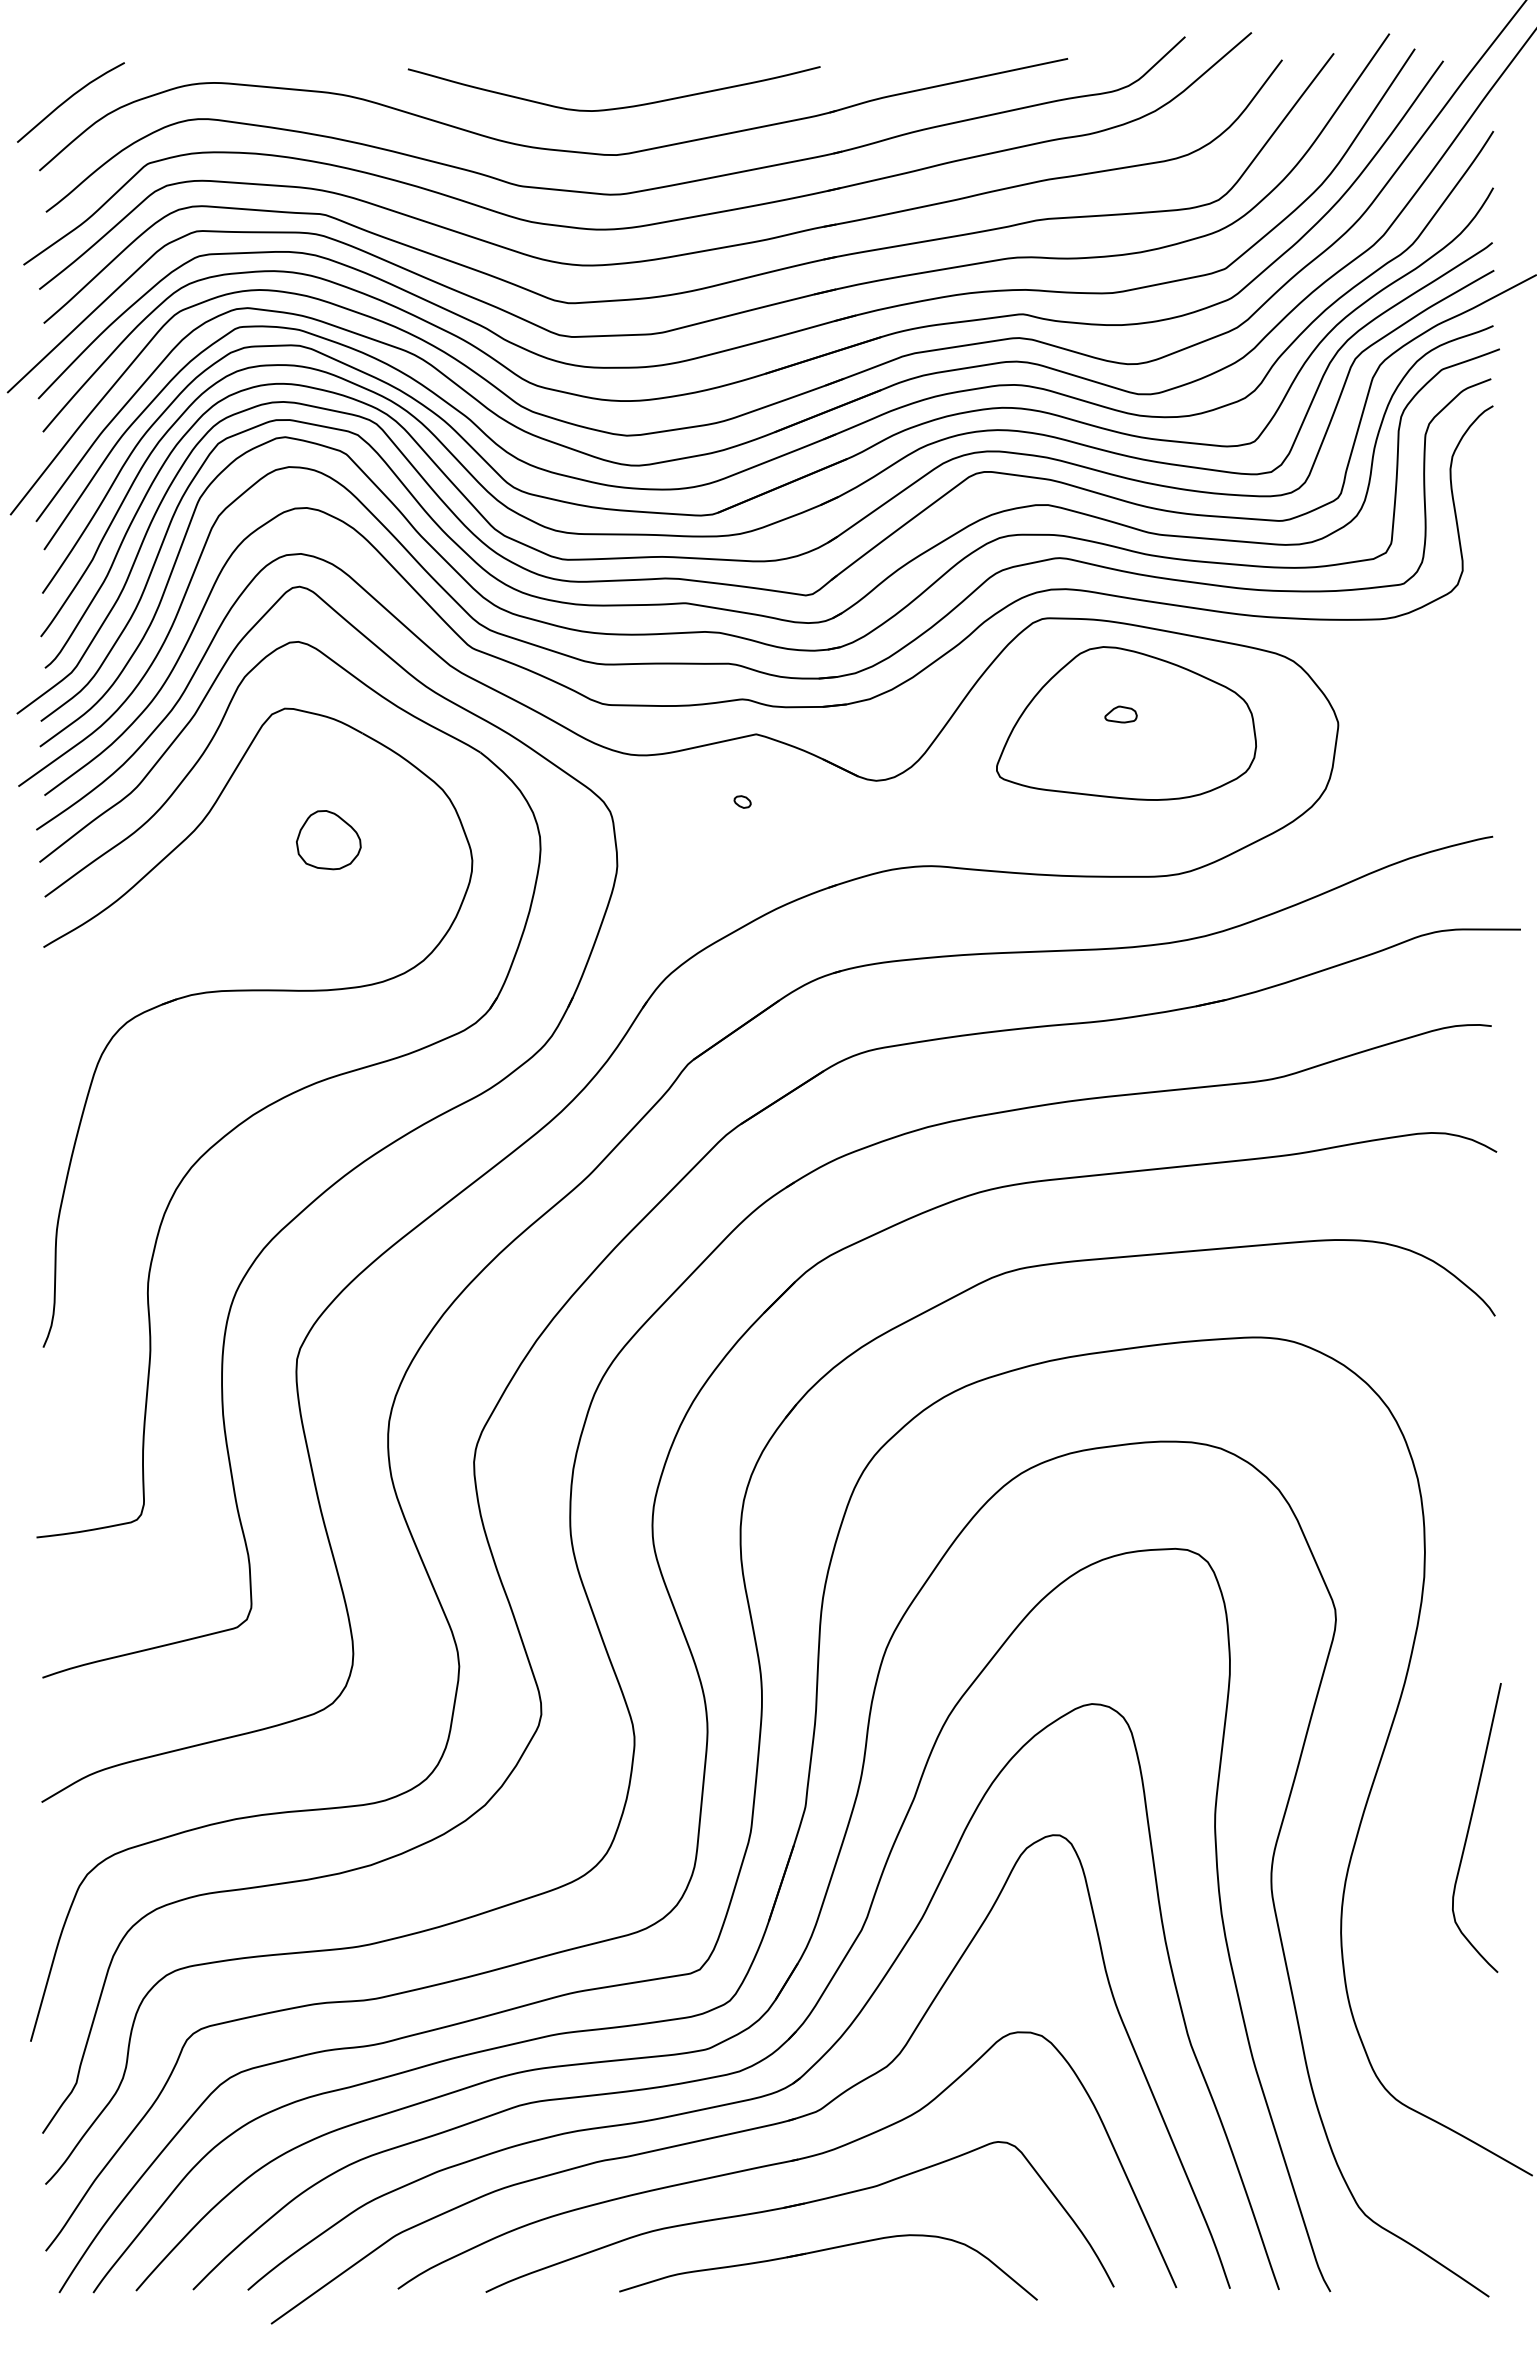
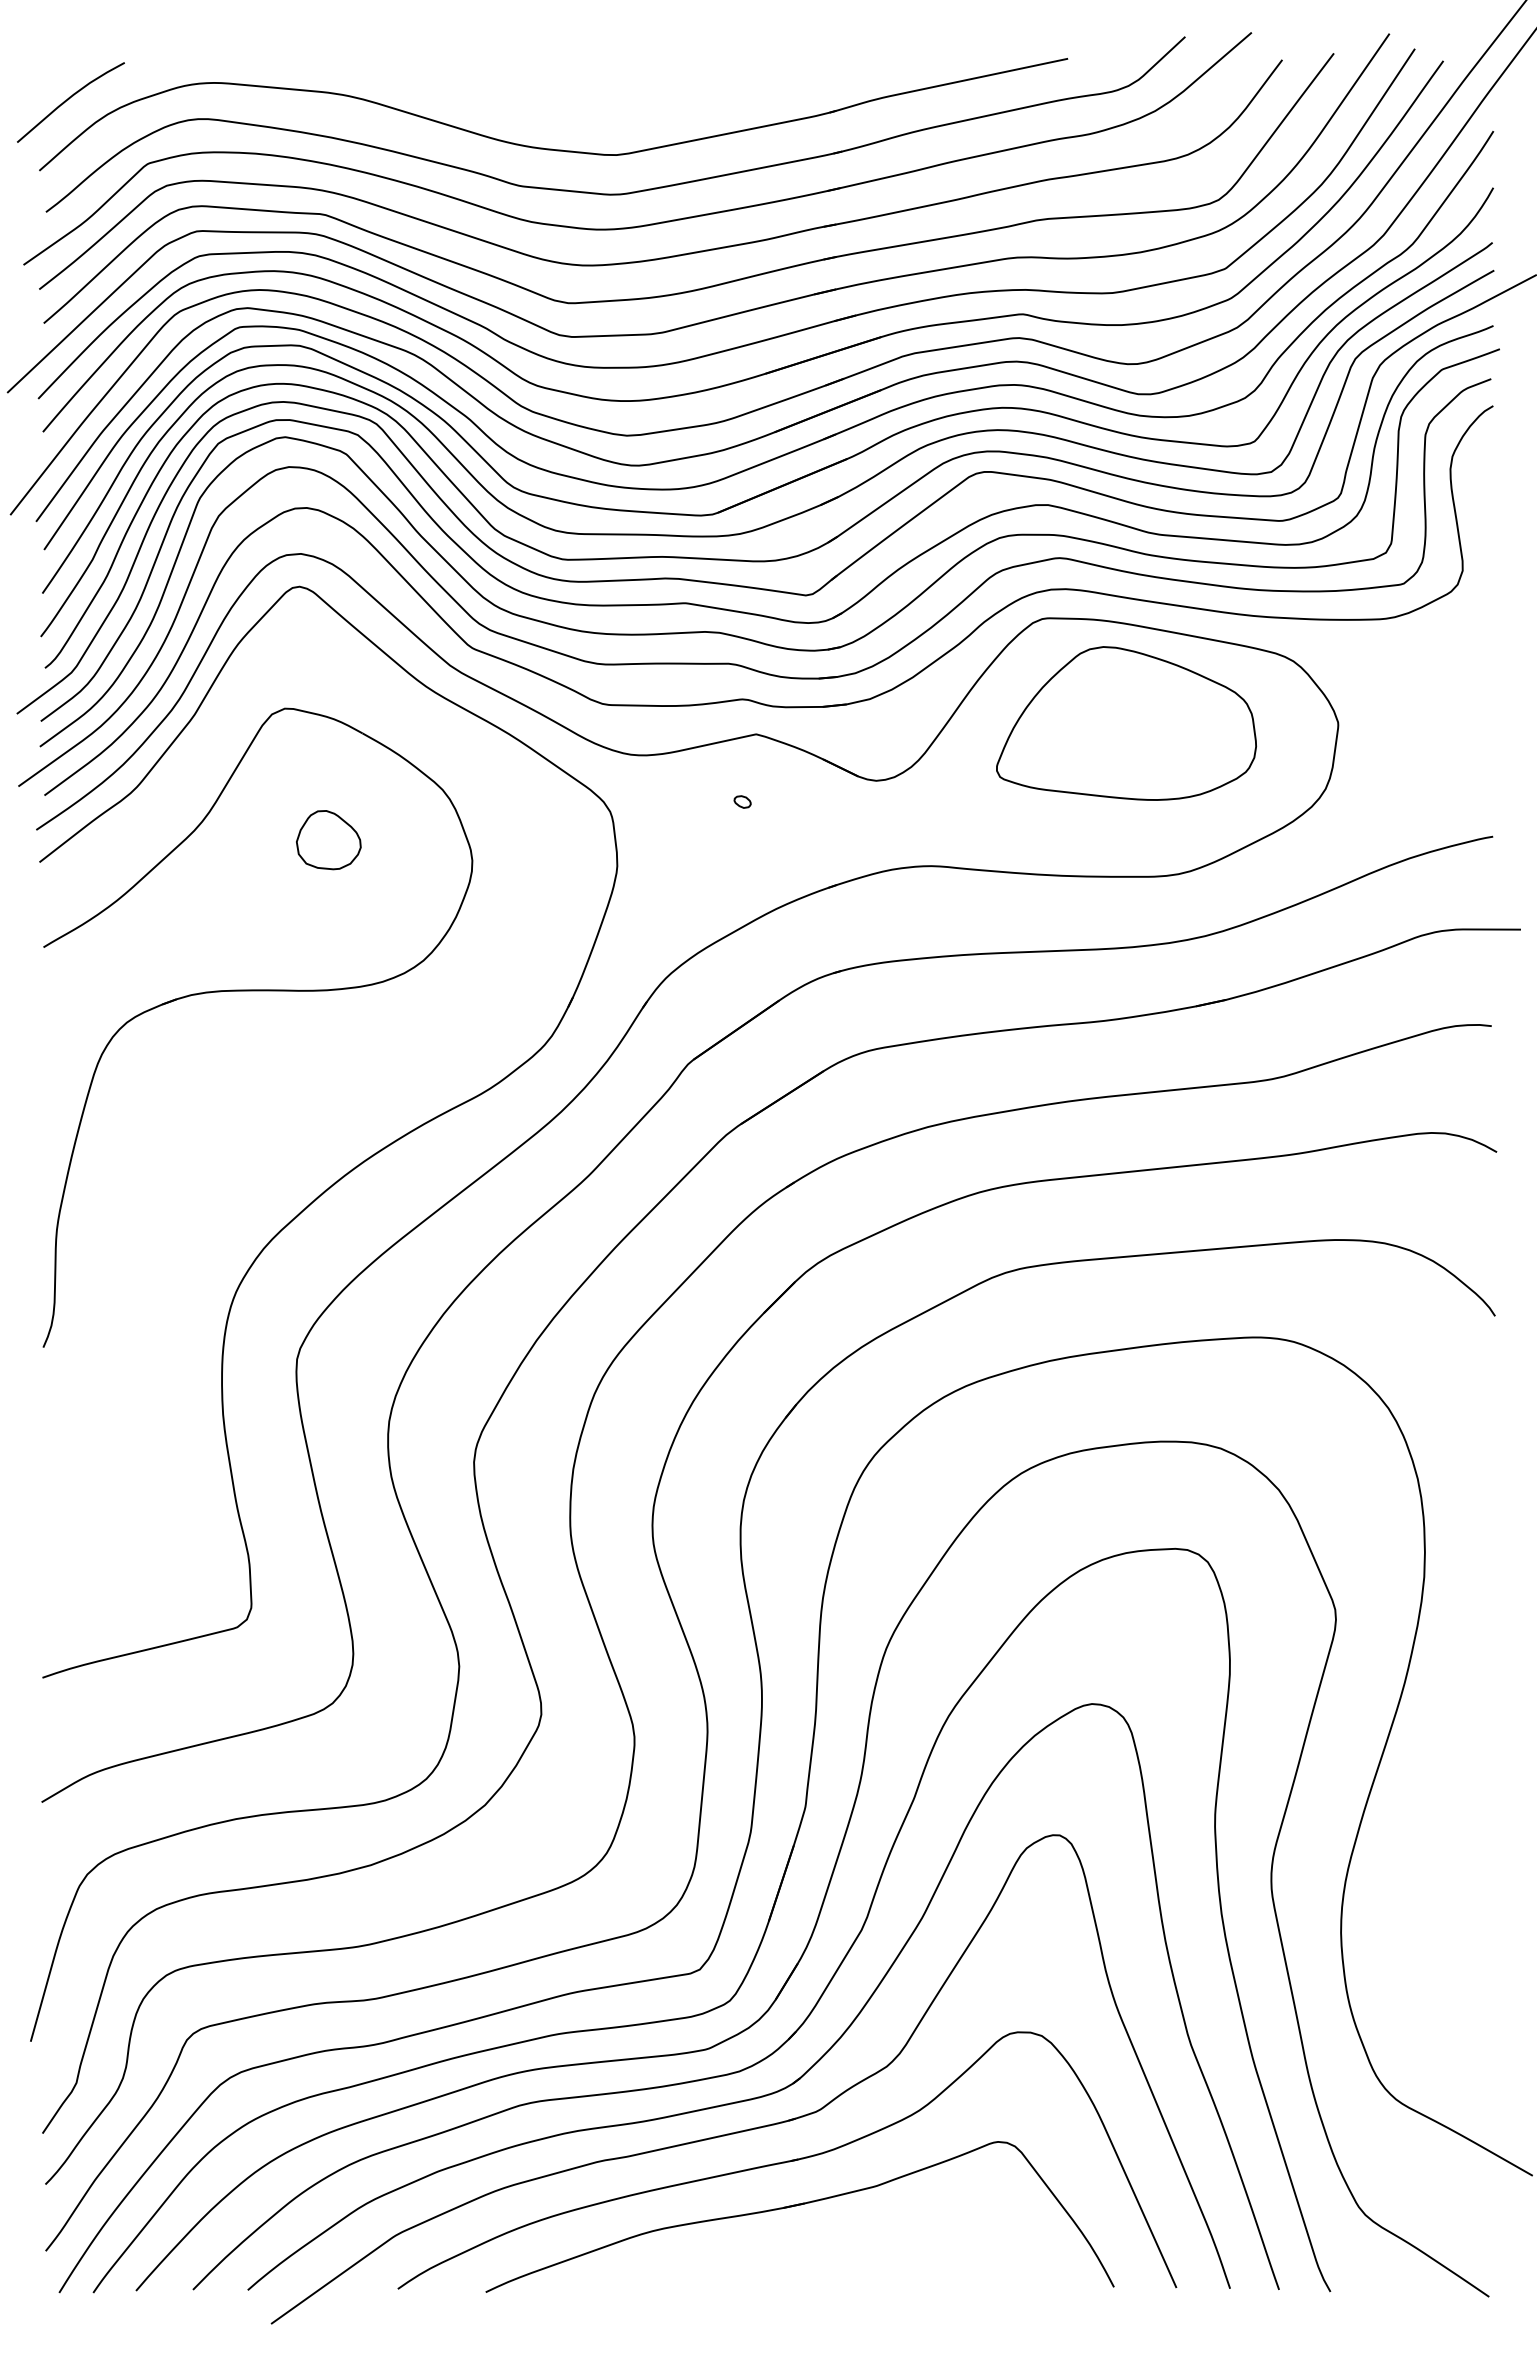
curve: present -> none (616, 107)
part: present -> none (1120, 714)
part: present -> none (288, 1089)
curve: present -> none (1470, 1826)
part: present -> none (827, 2250)
